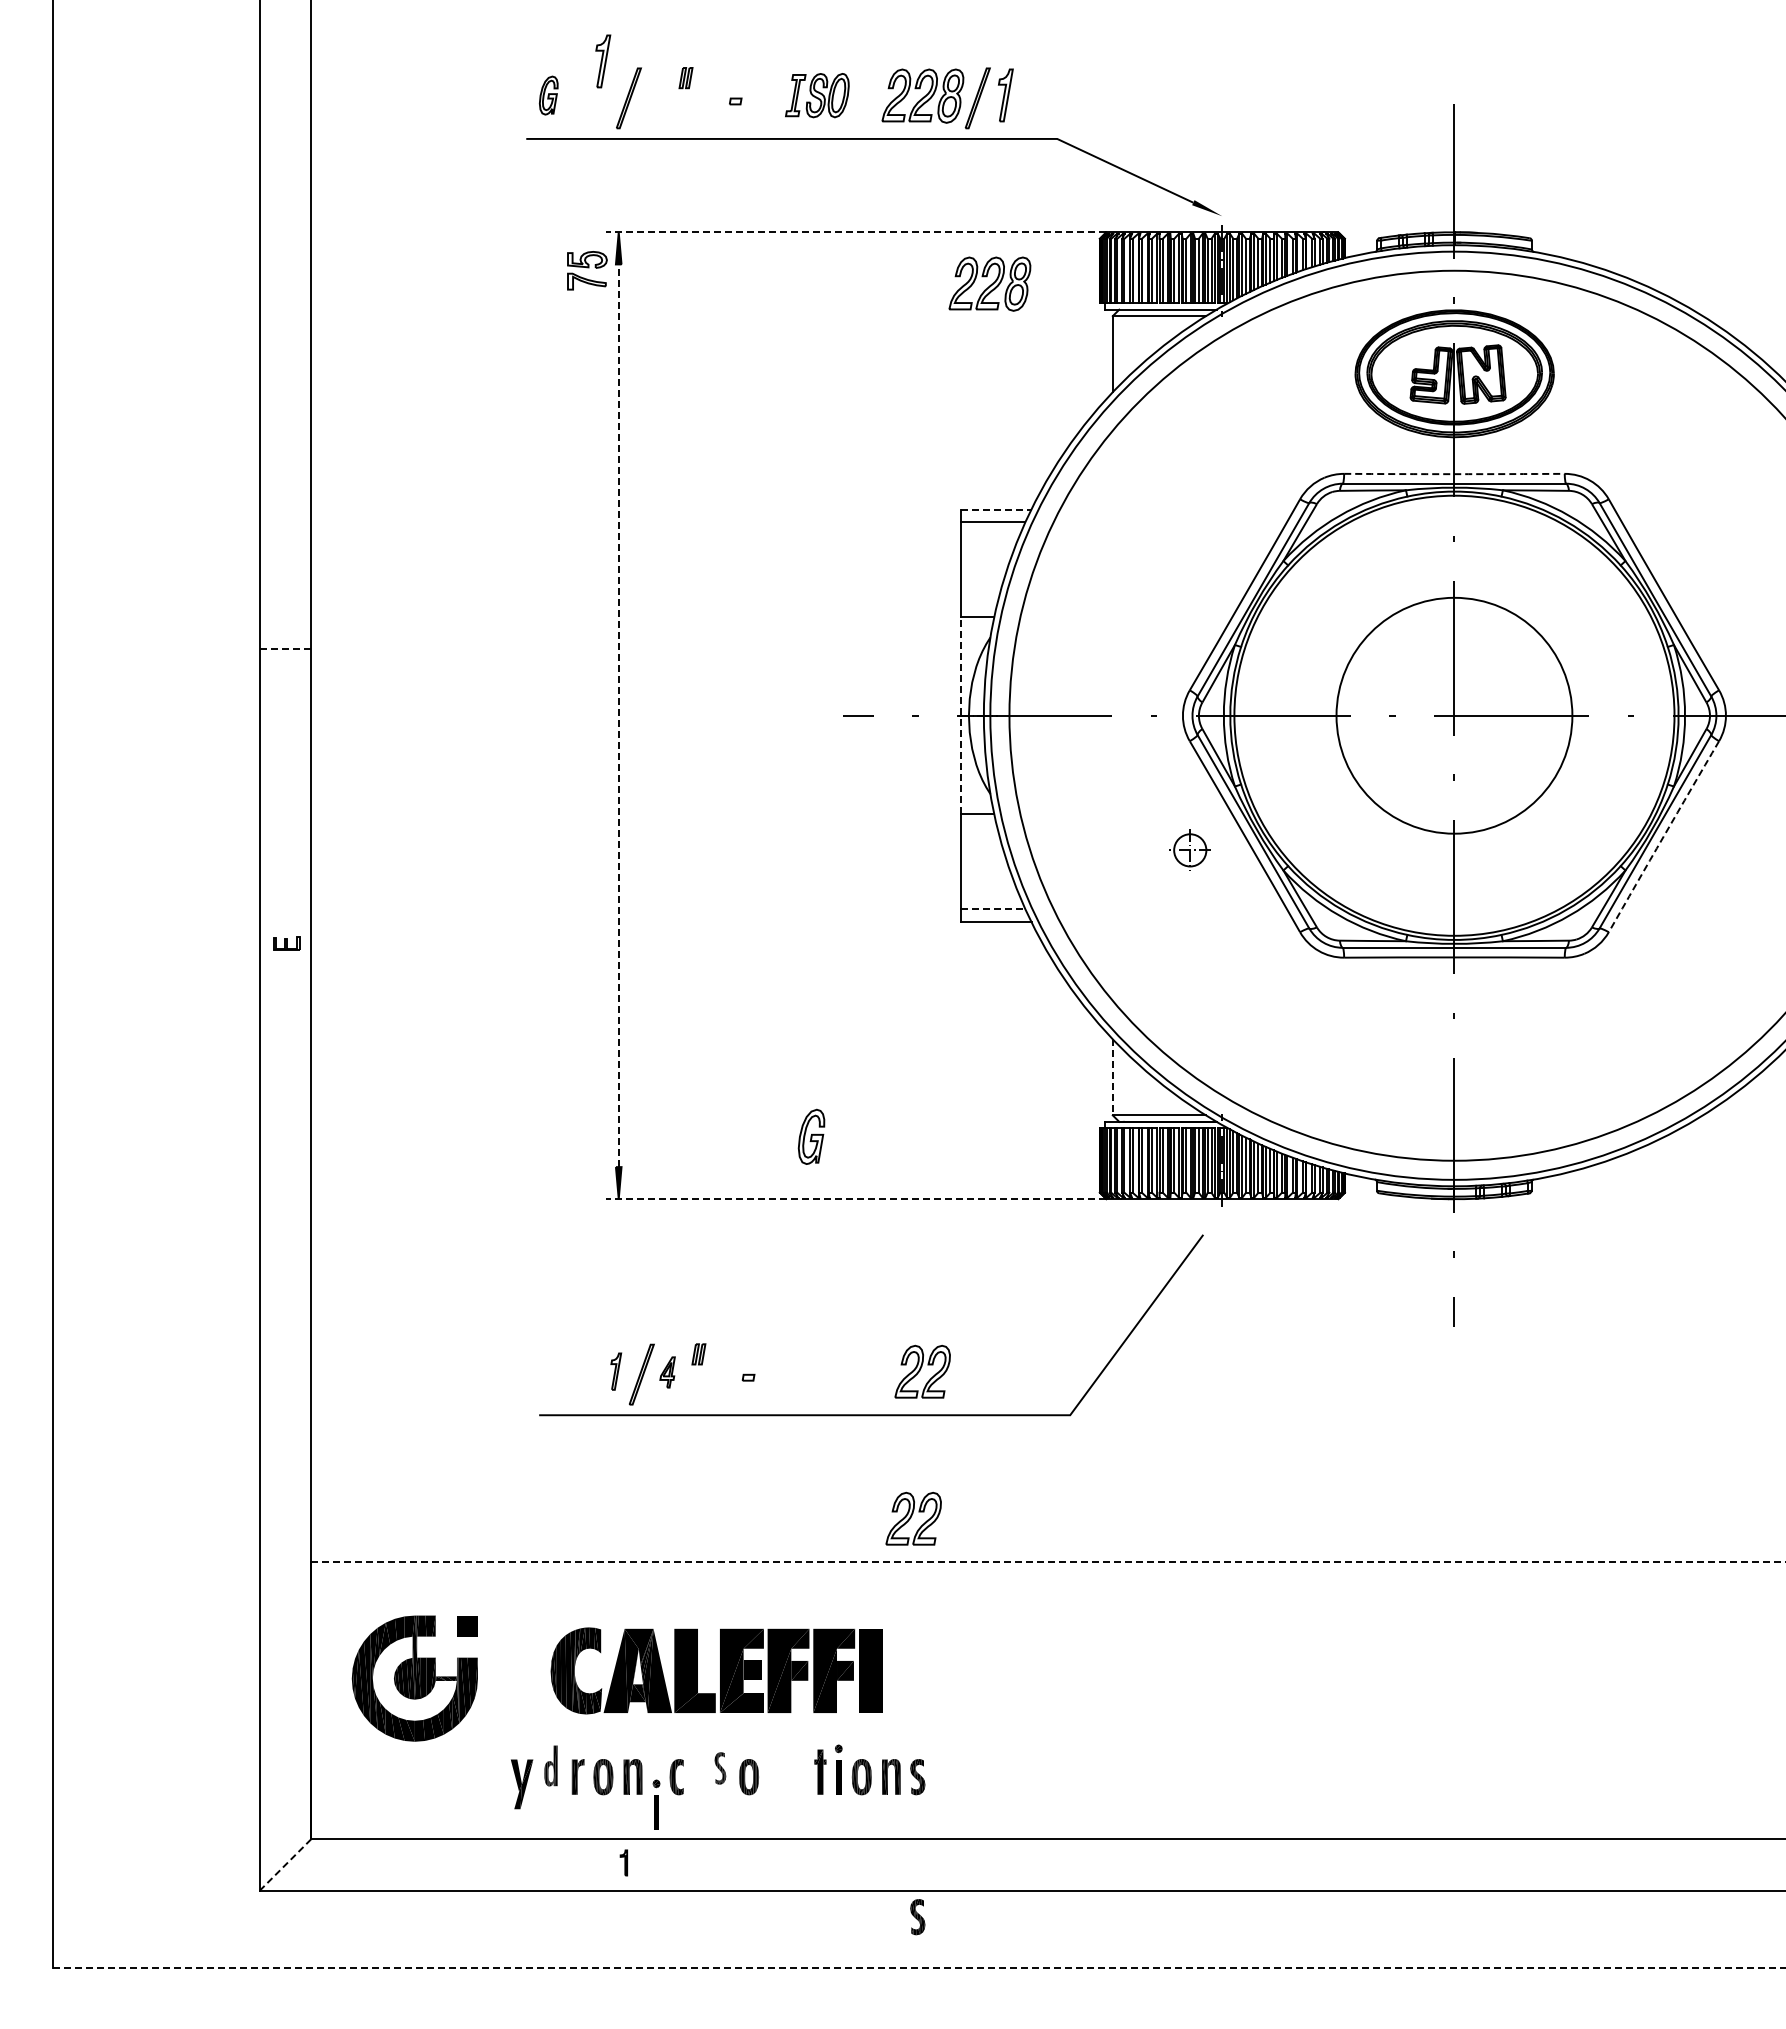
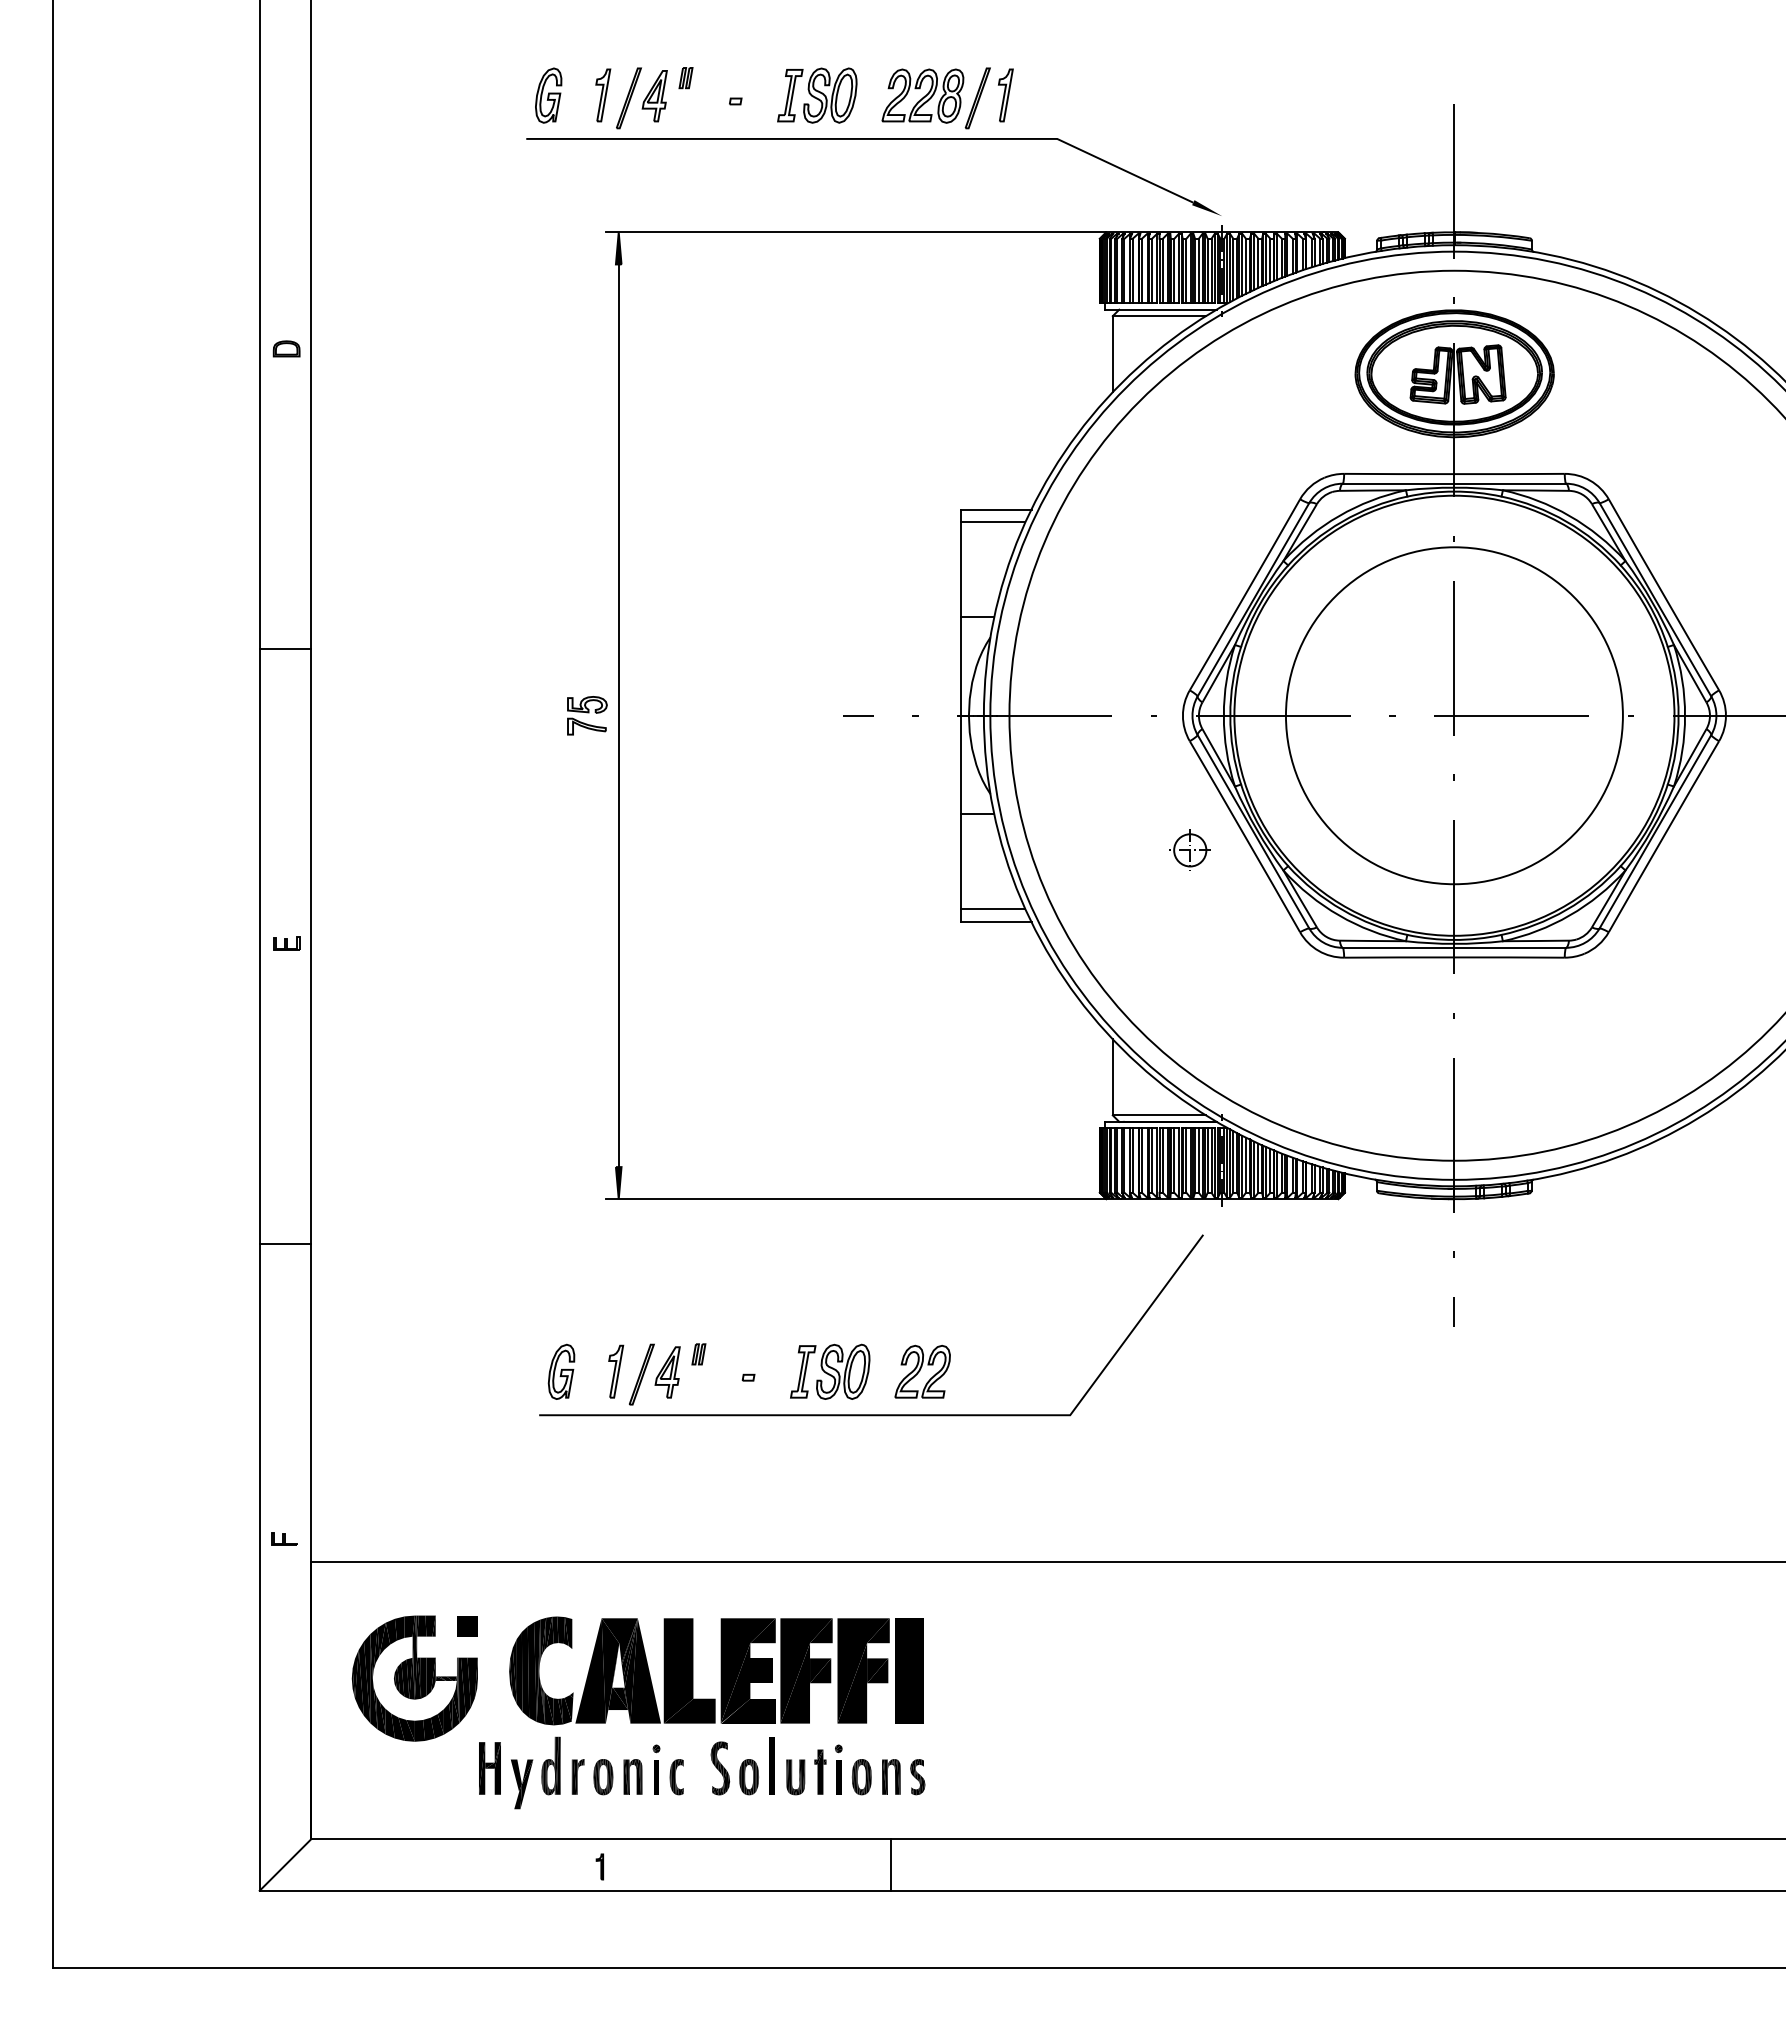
part position: (603, 61) -> (603, 95) (603, 95)
part size: 21x41 px -> 28x57 px (548, 95)
part size: 65x46 px -> 81x57 px (817, 95)
part: none -> present (654, 96)
line: dashed -> solid (855, 232)
part position: (587, 270) -> (587, 715) (587, 715)
part: present -> none (989, 283)
part: none -> present (286, 348)
arc: dashed -> solid (1454, 474)
line: dashed -> solid (996, 509)
line: dashed -> solid (285, 648)
line: dashed -> solid (618, 715)
line: dashed -> solid (961, 715)
circle diameter: 236 px -> 337 px (1453, 715)
arc: dashed -> solid (1663, 836)
line: dashed -> solid (993, 909)
line: dashed -> solid (1112, 1077)
part position: (811, 1136) -> (561, 1371) (561, 1371)
line: dashed -> solid (855, 1199)
line: none -> present (285, 1244)
part size: 13x39 px -> 17x55 px (616, 1371)
part: none -> present (830, 1371)
part size: 17x33 px -> 27x53 px (667, 1372)
part: present -> none (913, 1518)
part: none -> present (284, 1538)
line: dashed -> solid (1049, 1562)
part size: 333x88 px -> 415x110 px (716, 1670)
part size: 14x42 px -> 20x60 px (550, 1765)
part: none -> present (771, 1765)
part: none -> present (489, 1768)
part size: 13x33 px -> 21x55 px (720, 1768)
part: none -> present (795, 1777)
part position: (656, 1804) -> (656, 1769) (656, 1769)
part position: (623, 1862) -> (599, 1866) (599, 1866)
line: none -> present (891, 1864)
line: dashed -> solid (285, 1865)
part: present -> none (917, 1917)
line: dashed -> solid (920, 1968)
